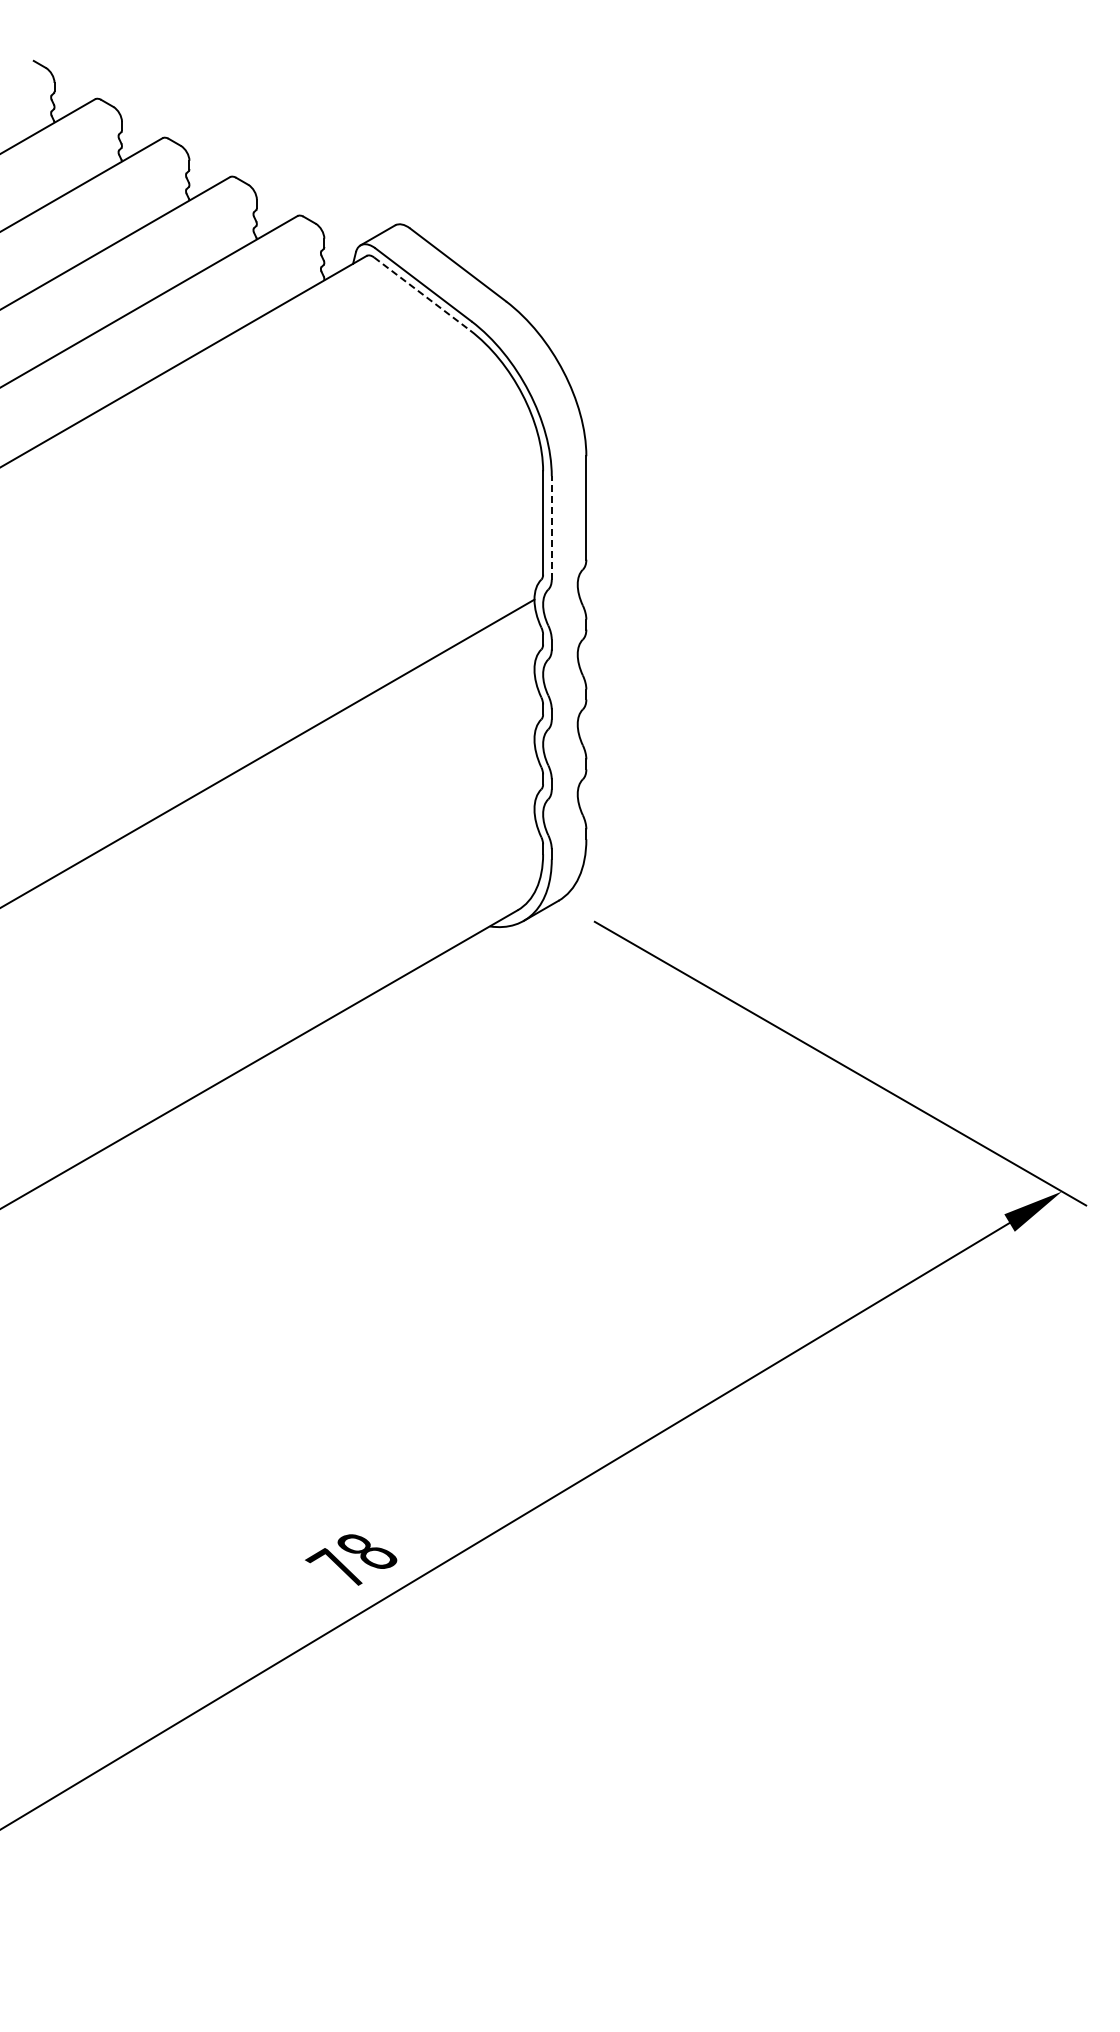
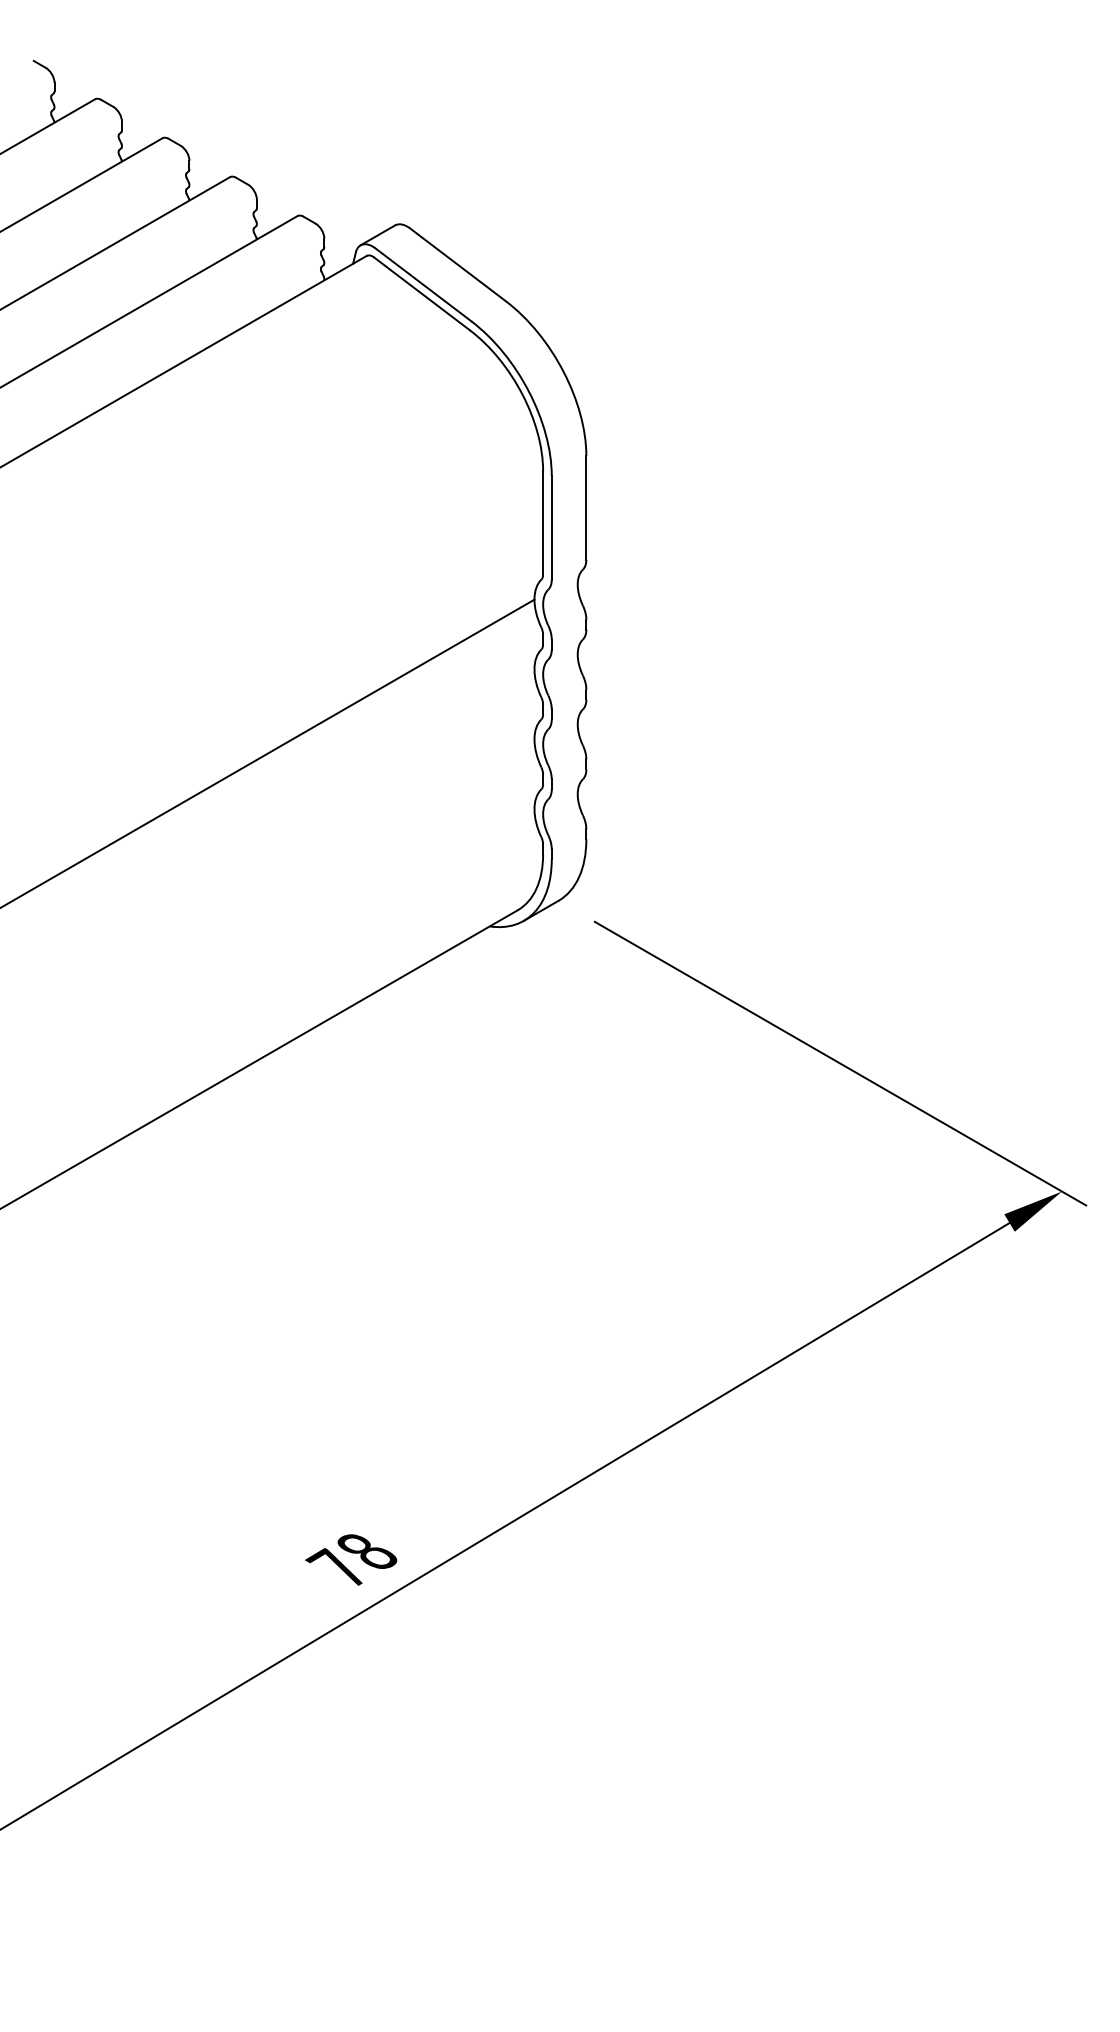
line: dashed -> solid (422, 294)
line: dashed -> solid (551, 527)
